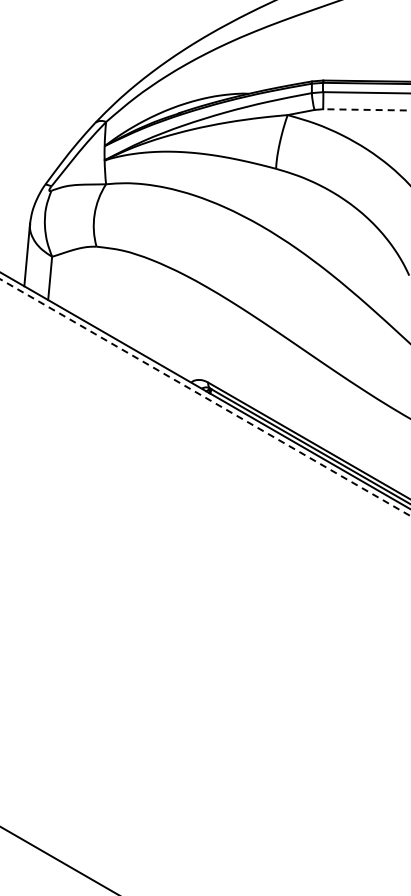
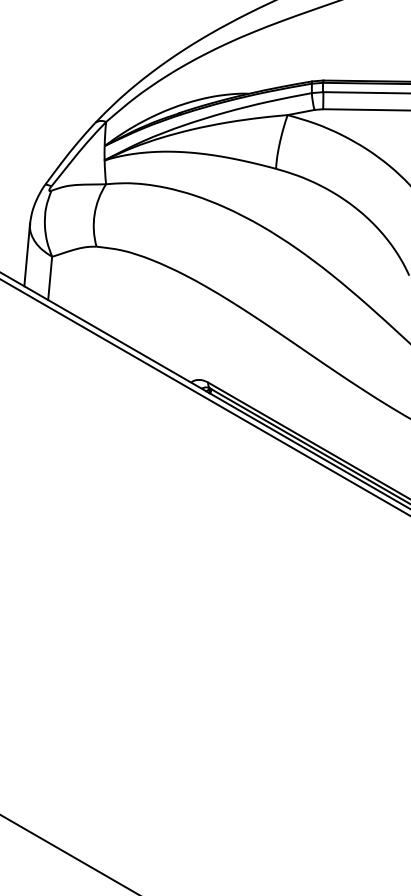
line: dashed -> solid (366, 109)
line: dashed -> solid (205, 397)
line position: (58, 859) -> (68, 853) (68, 853)
